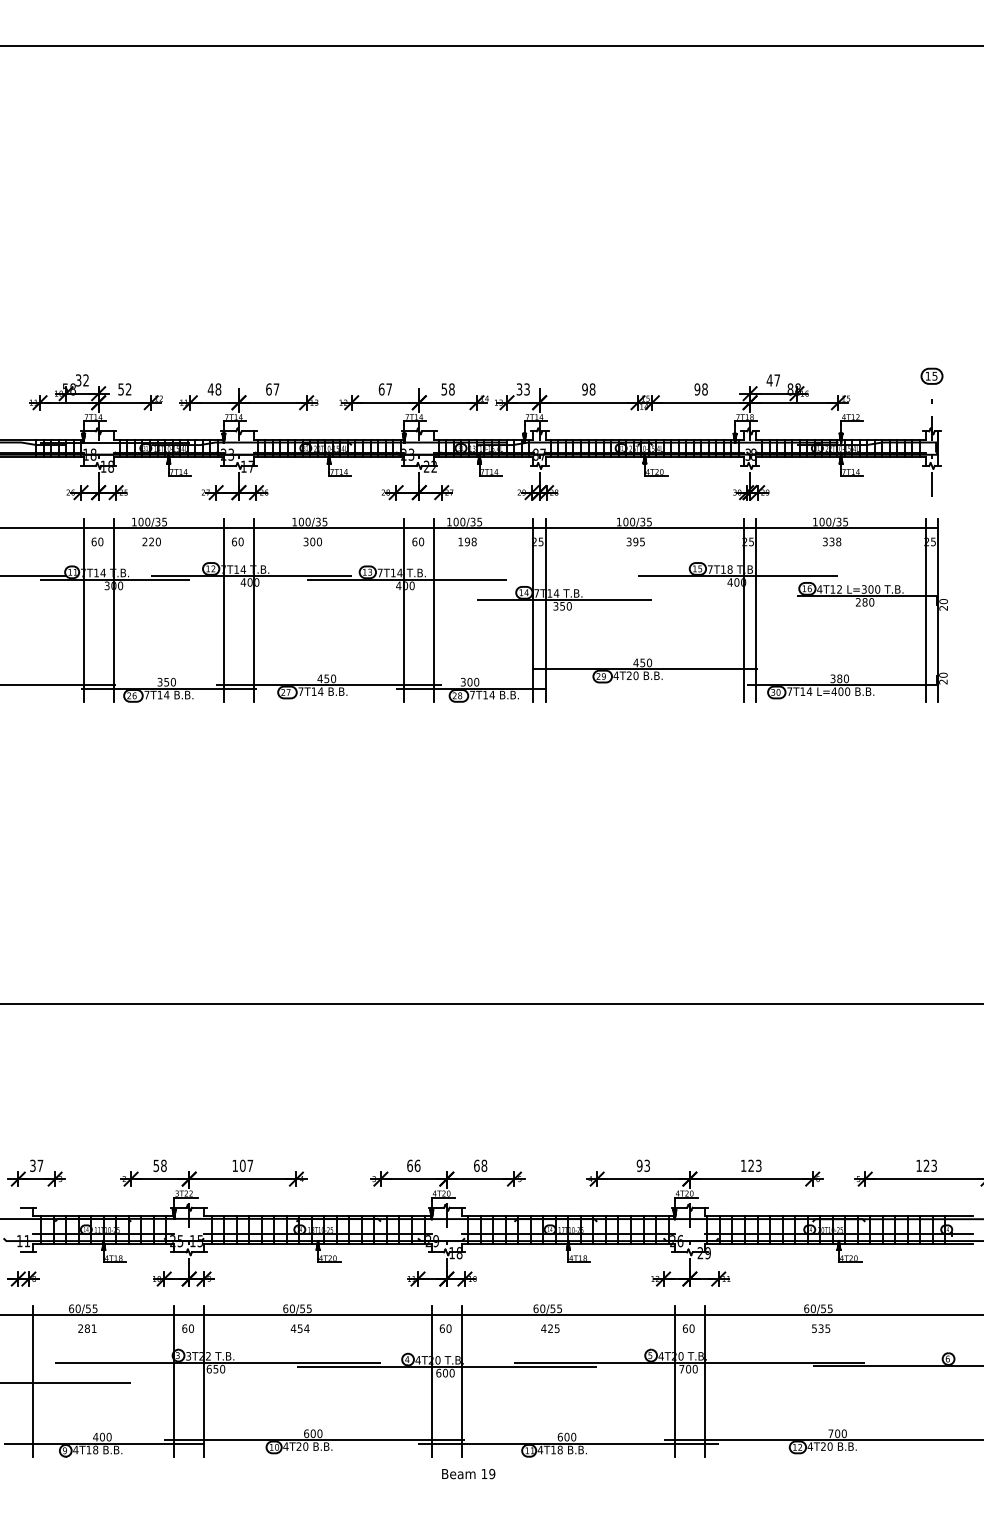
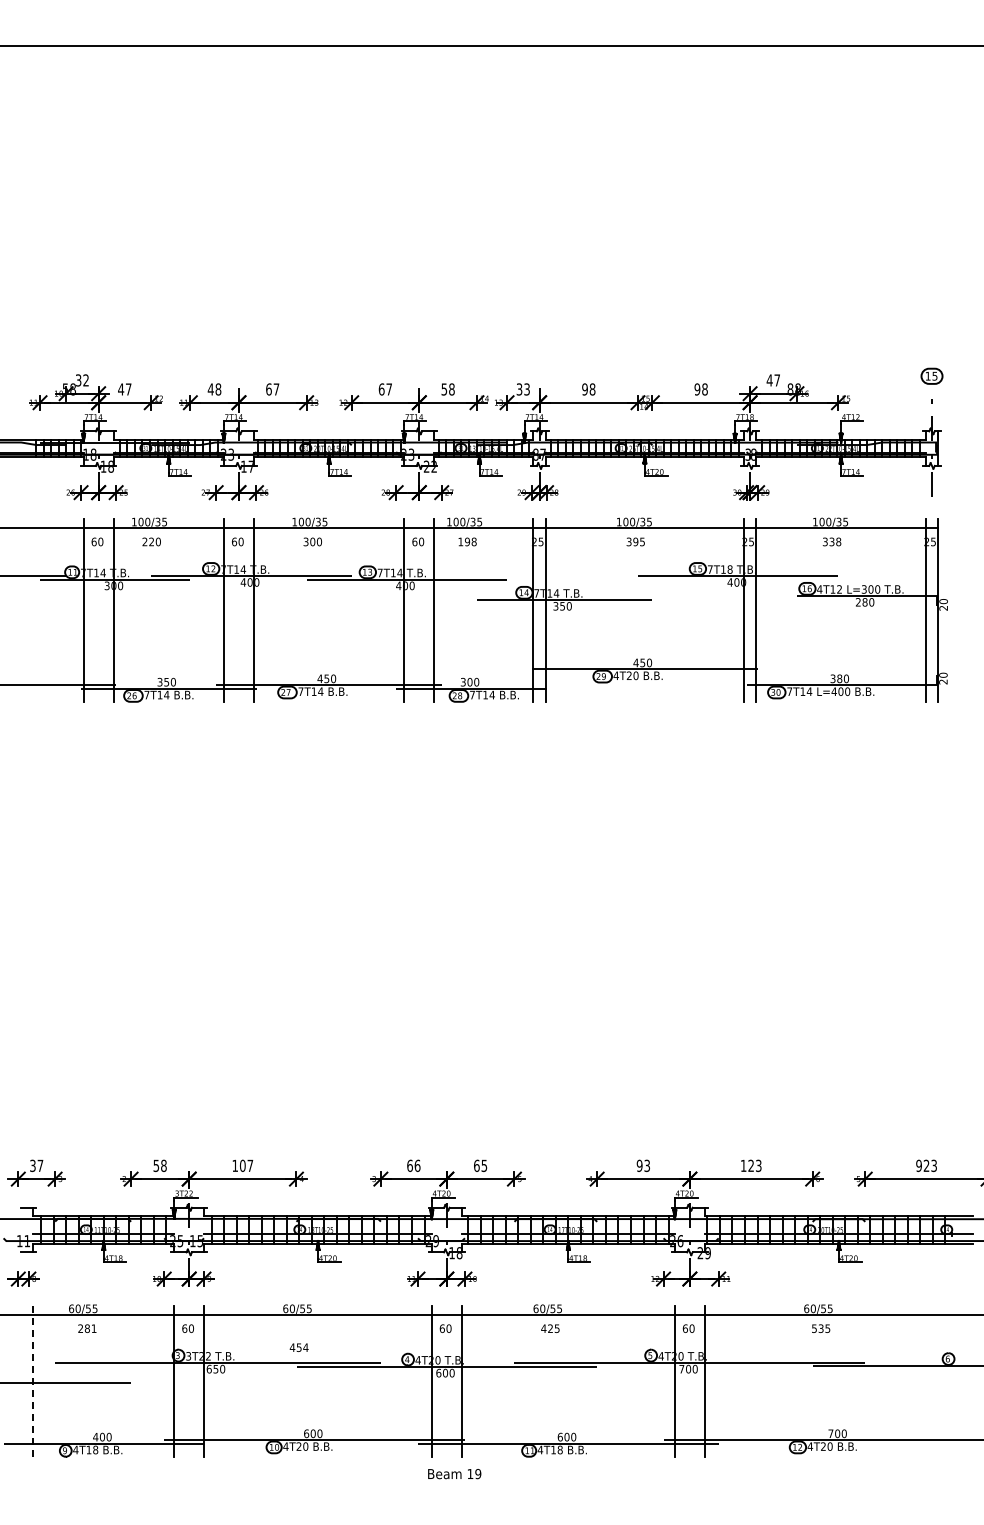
text: 52 -> 47 (124, 389)
line: present -> none (491, 1003)
text: 68 -> 65 (484, 1165)
text: 123 -> 923 (918, 1165)
text position: (299, 1328) -> (298, 1347) (298, 1347)
line: solid -> dashed (33, 1381)
text position: (468, 1474) -> (454, 1474) (454, 1474)
